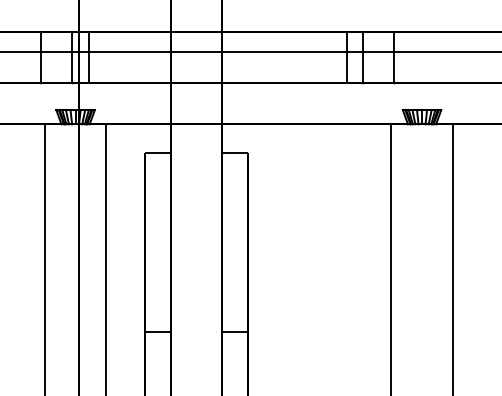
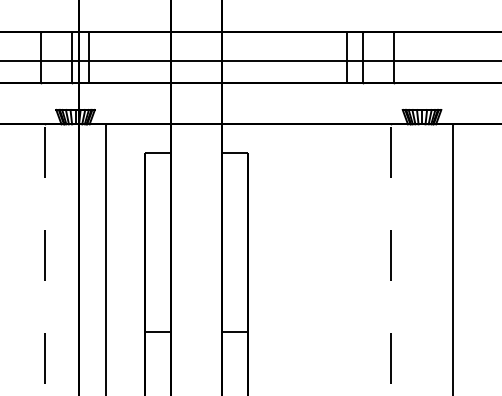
line position: (250, 52) -> (250, 61) (250, 61)
line: solid -> dashed (44, 259)
line: solid -> dashed (391, 259)
